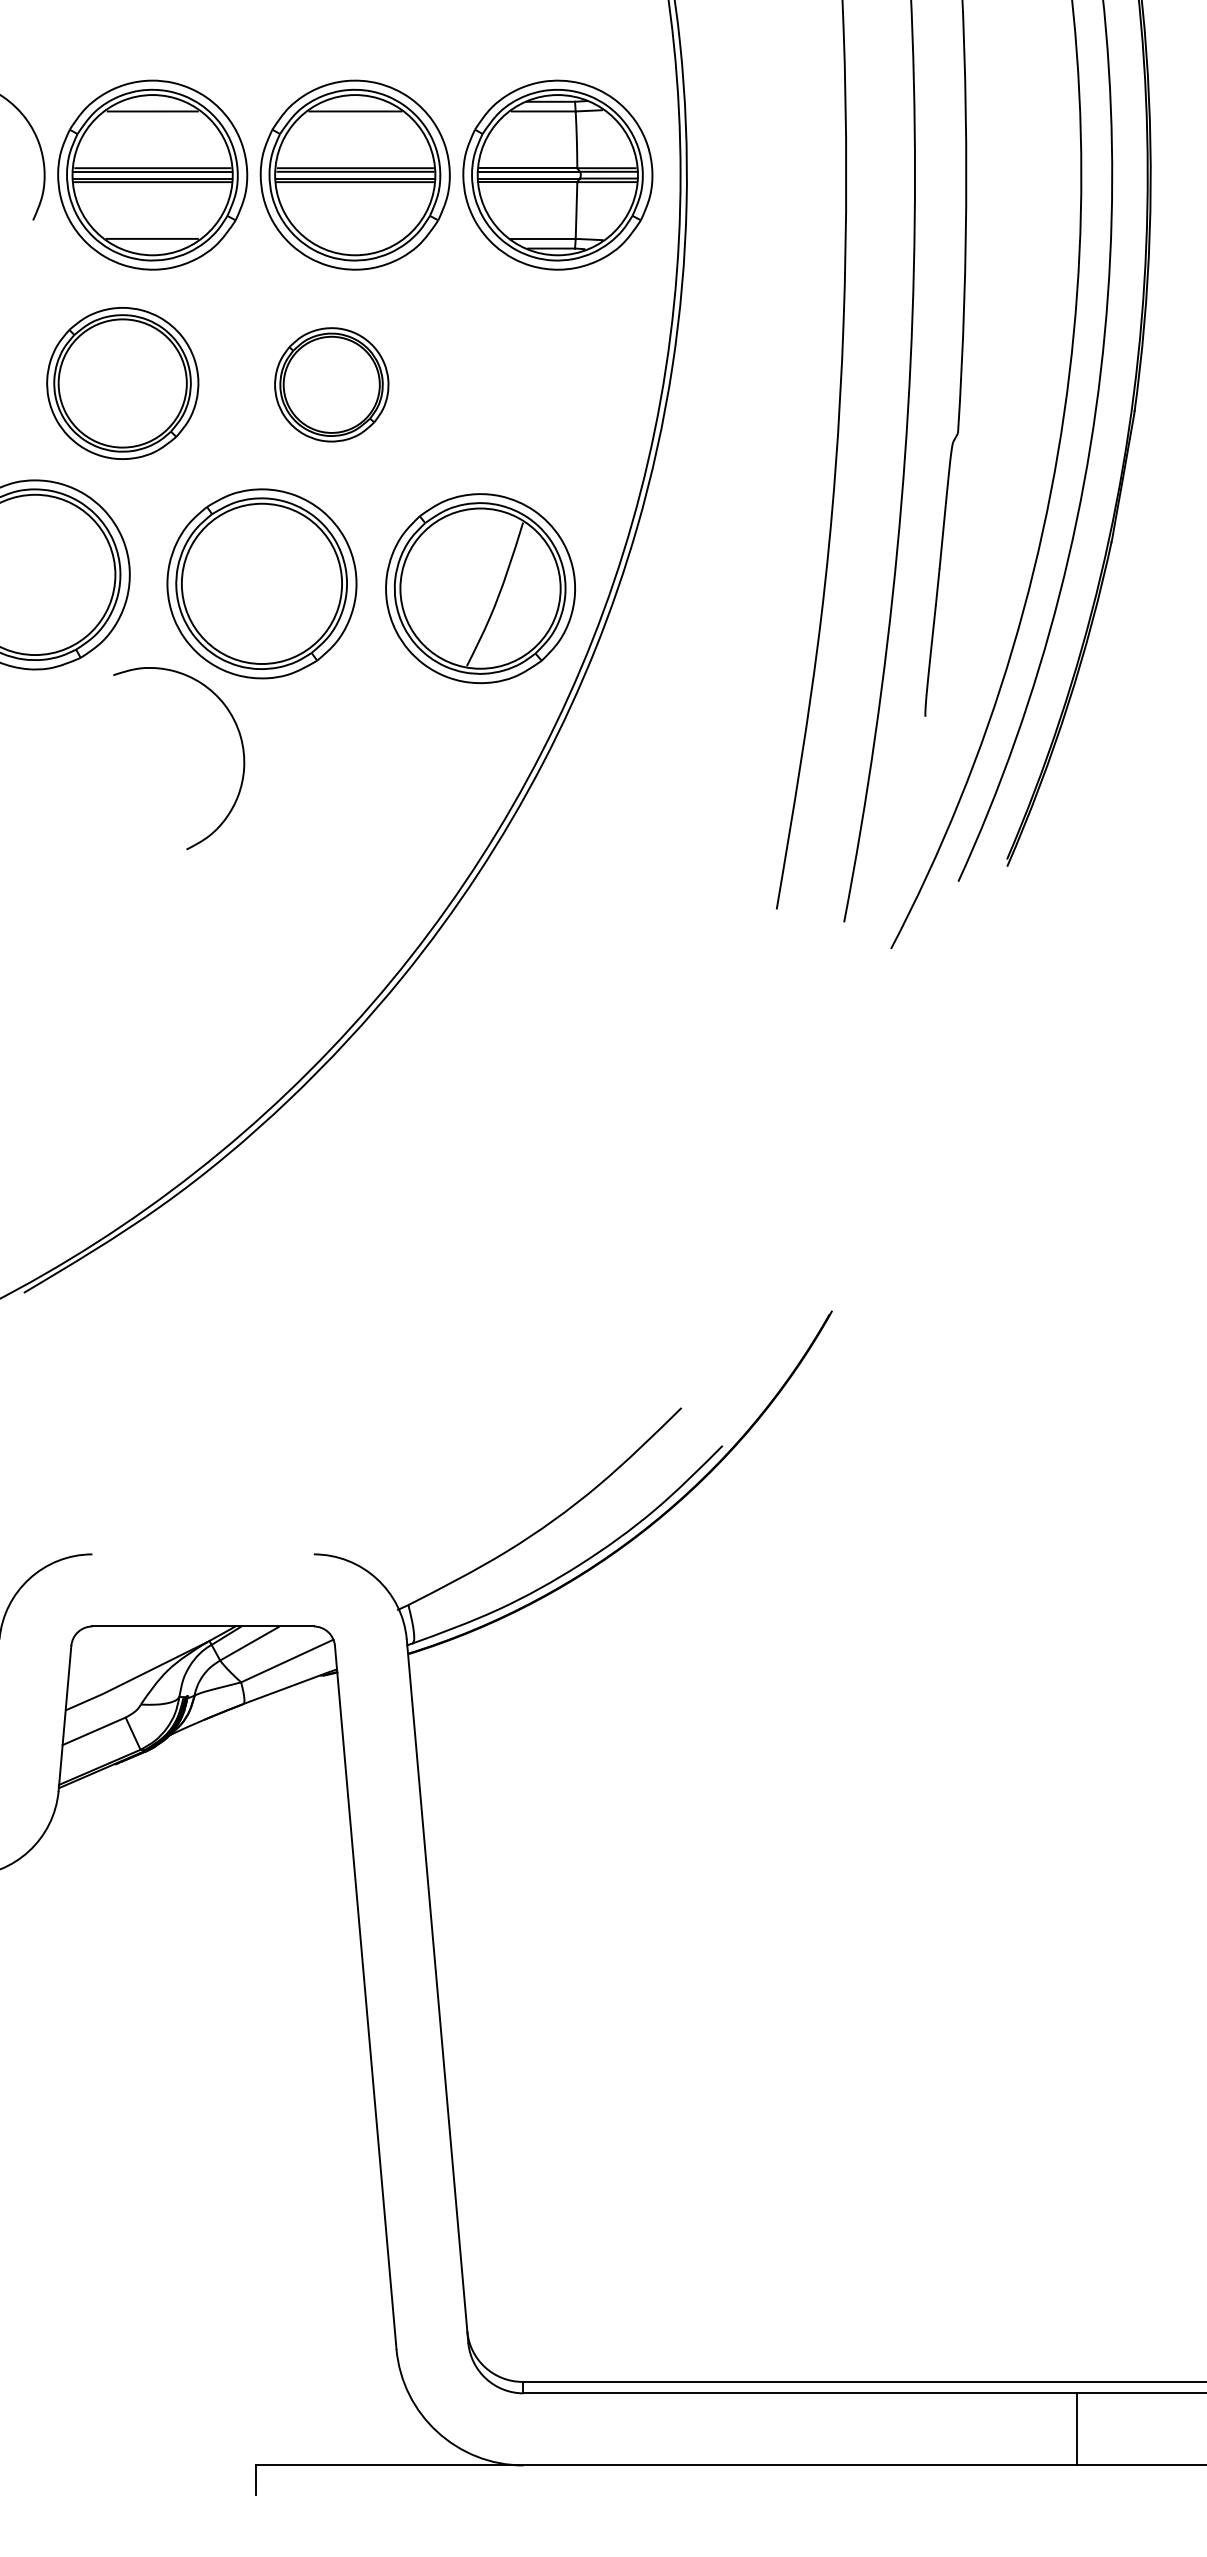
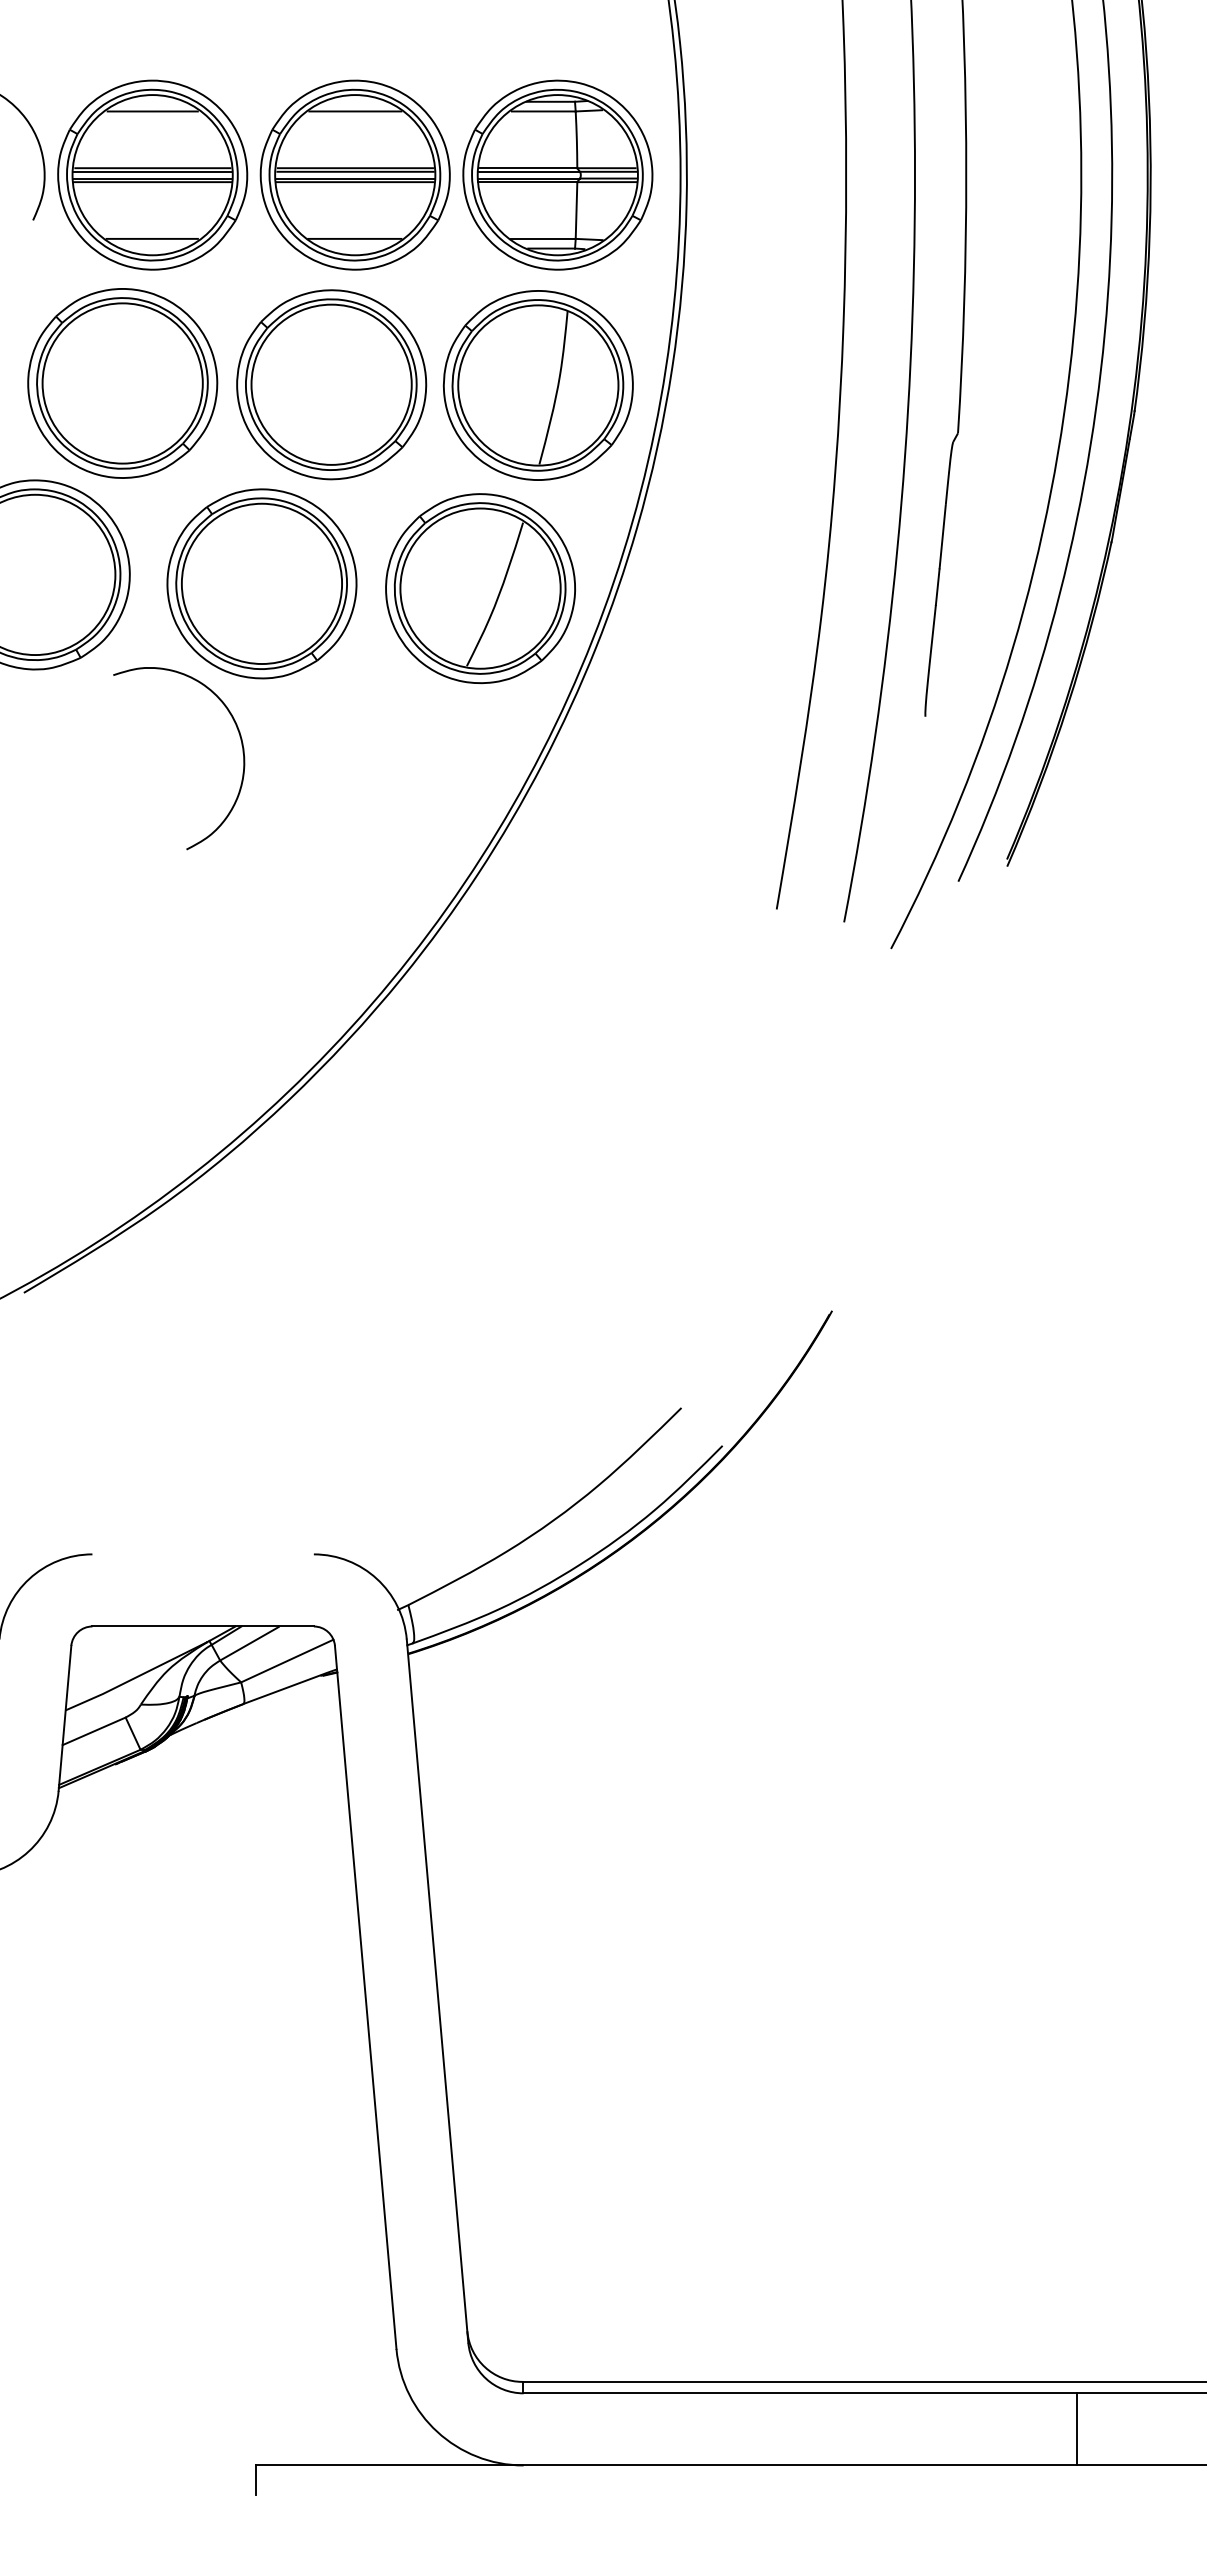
line: none -> present (354, 238)
part size: 154x153 px -> 192x191 px (122, 383)
part size: 116x116 px -> 192x192 px (331, 384)
part: none -> present (537, 385)
